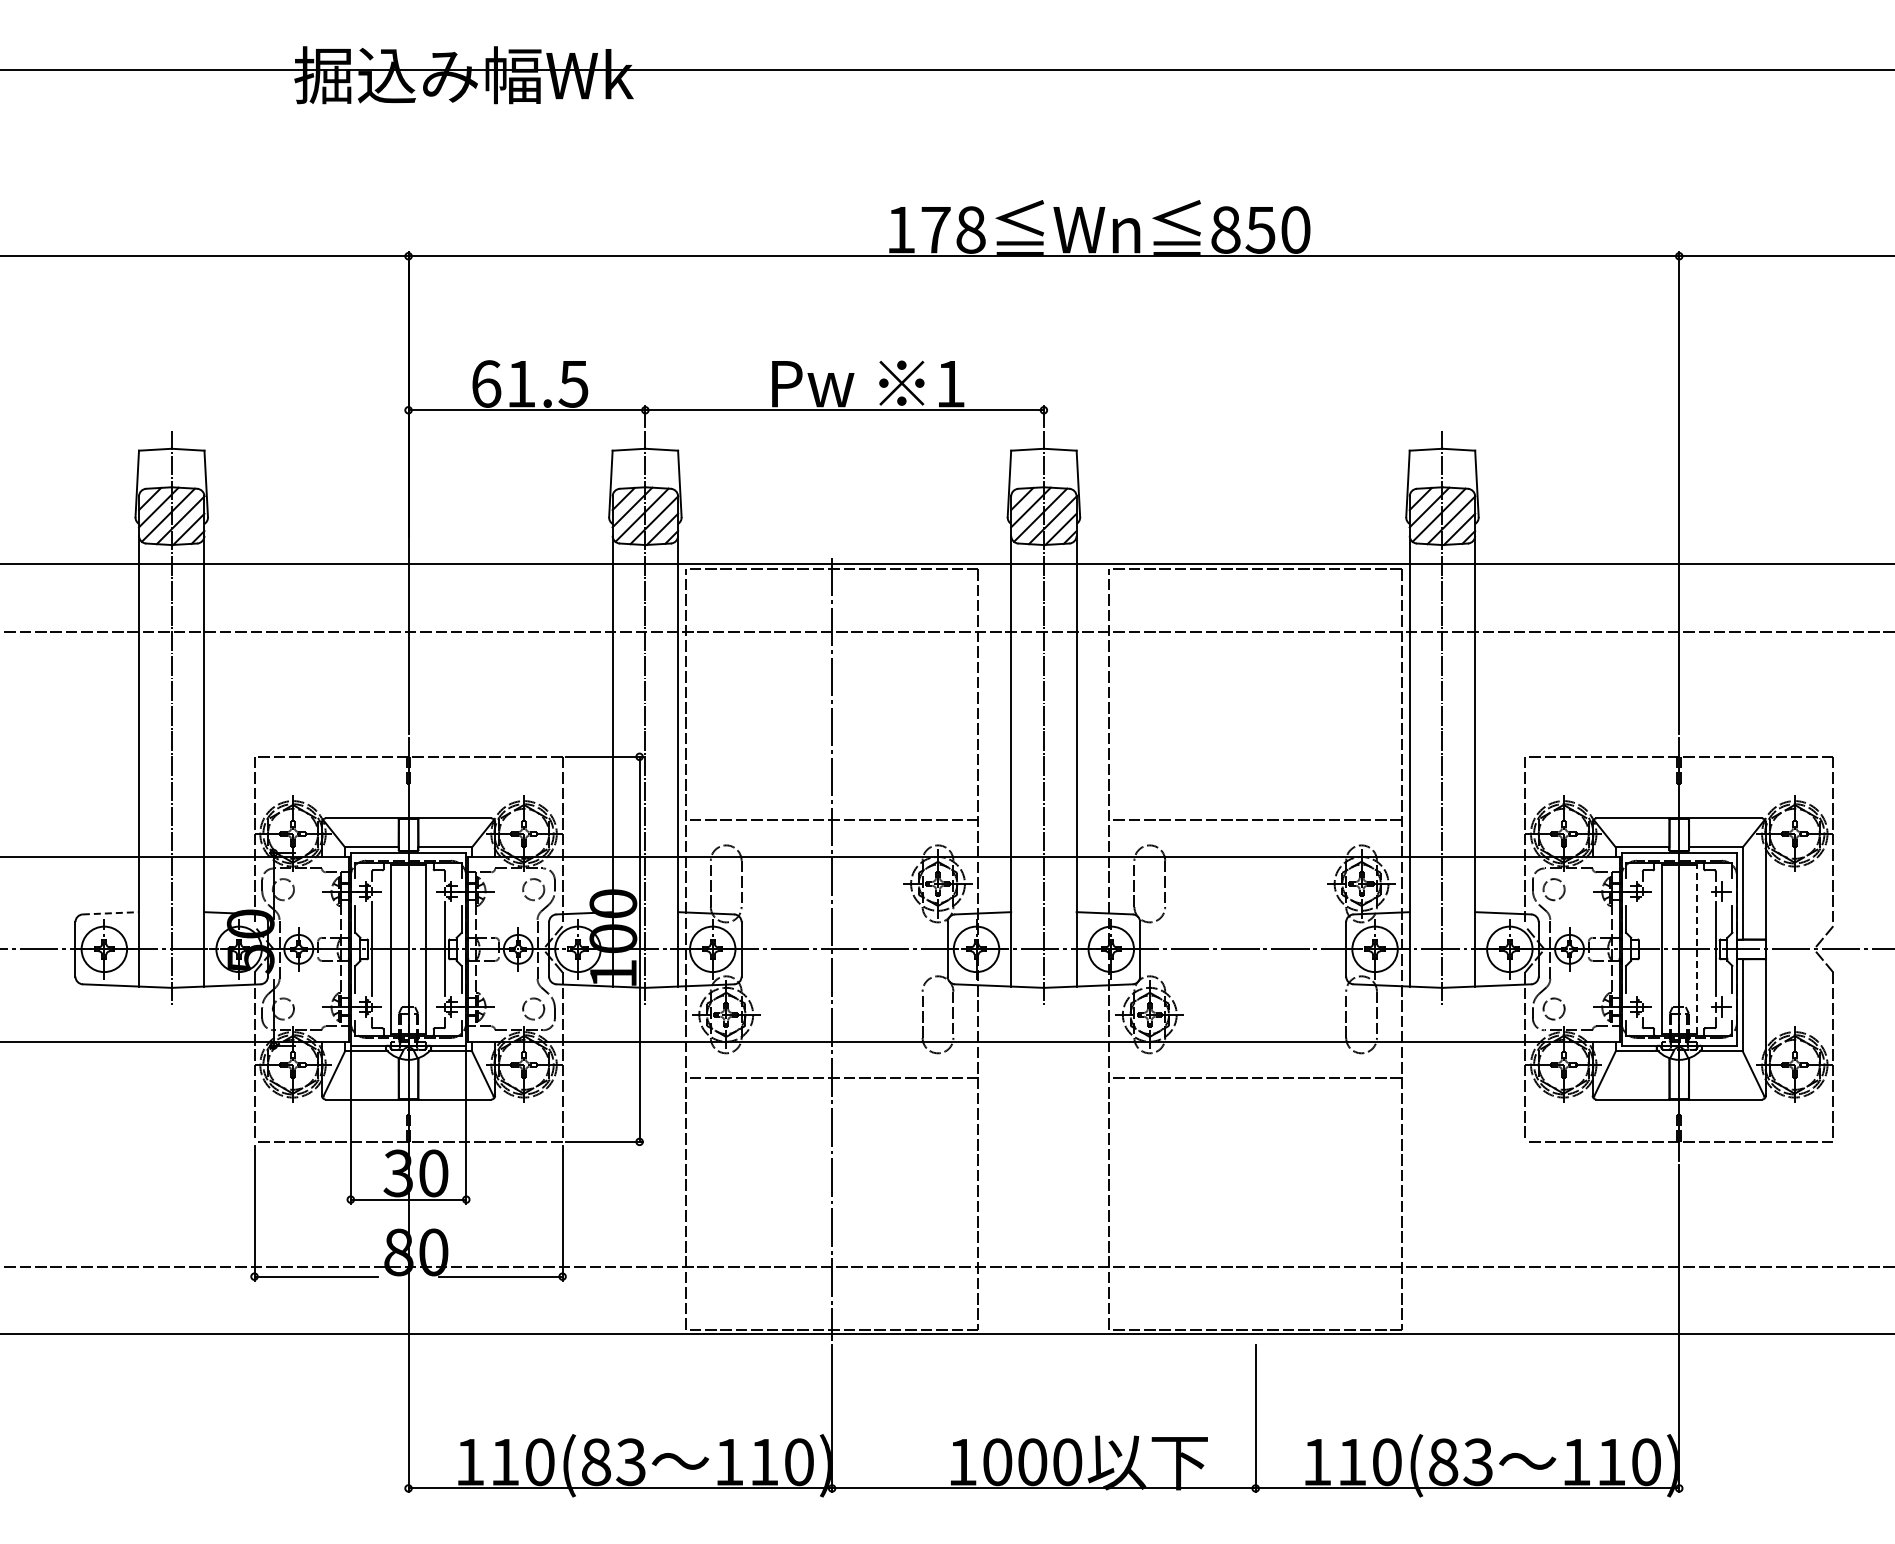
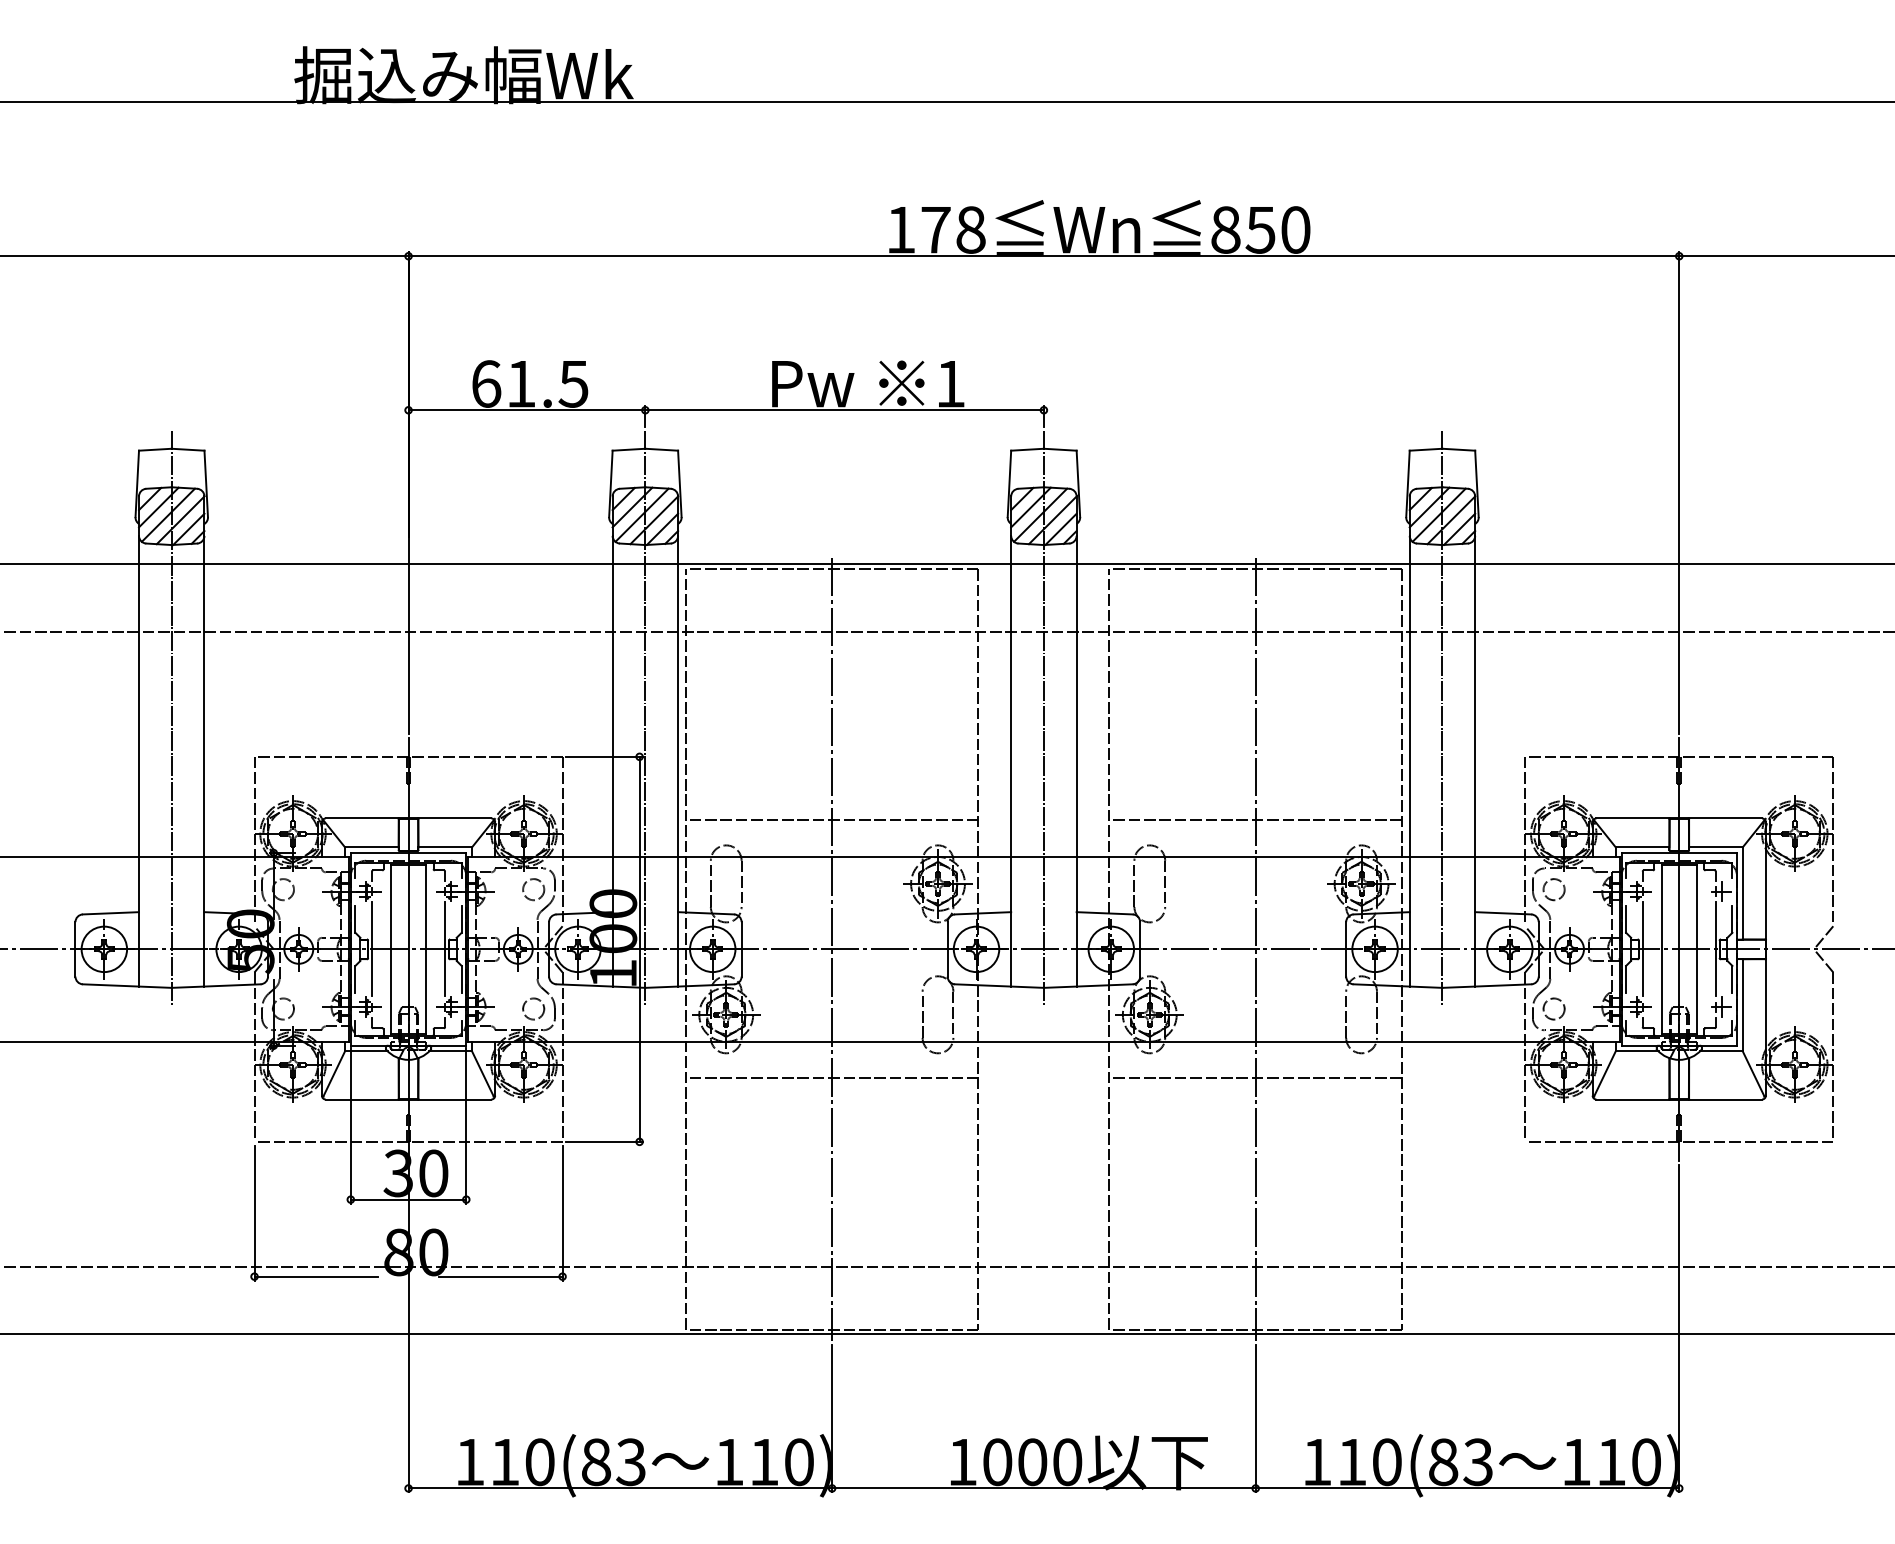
line position: (946, 70) -> (946, 102) (946, 102)
line: dashed -> solid (111, 913)
line: none -> present (1255, 949)
line: none -> present (1642, 949)
line: dashed -> solid (1696, 949)
